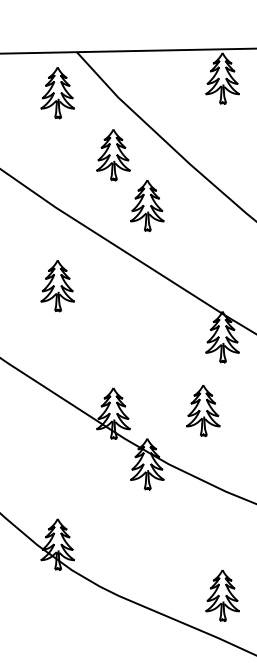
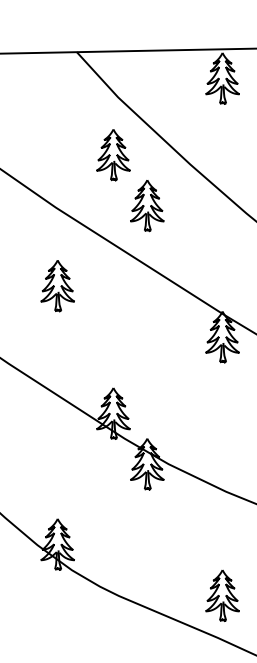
part: present -> none (57, 93)
part: present -> none (203, 411)
